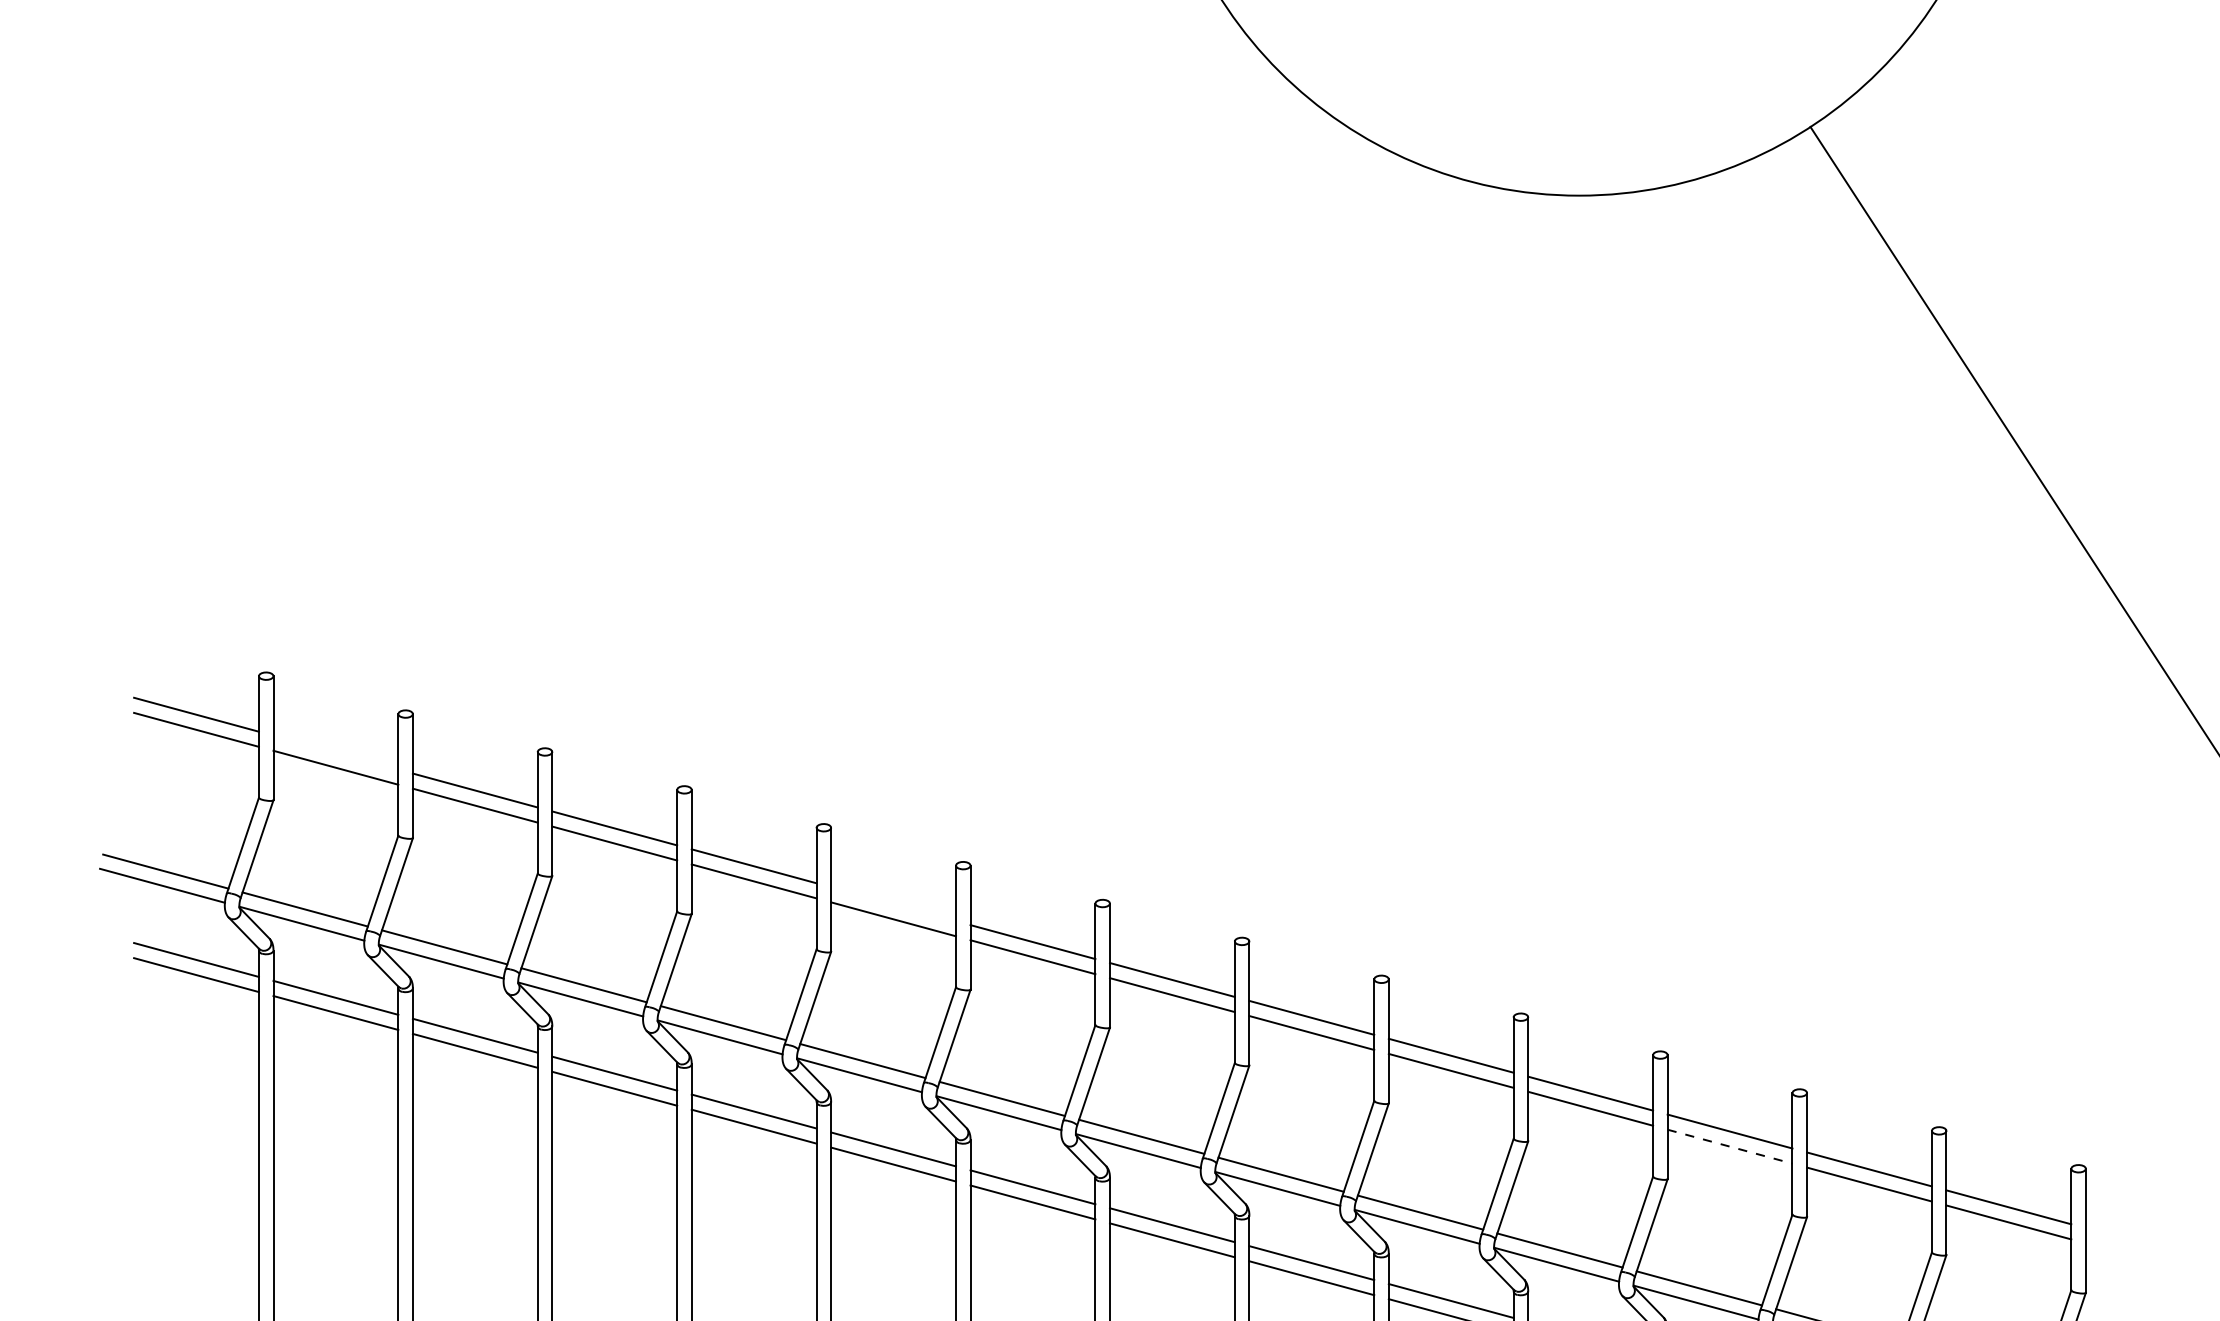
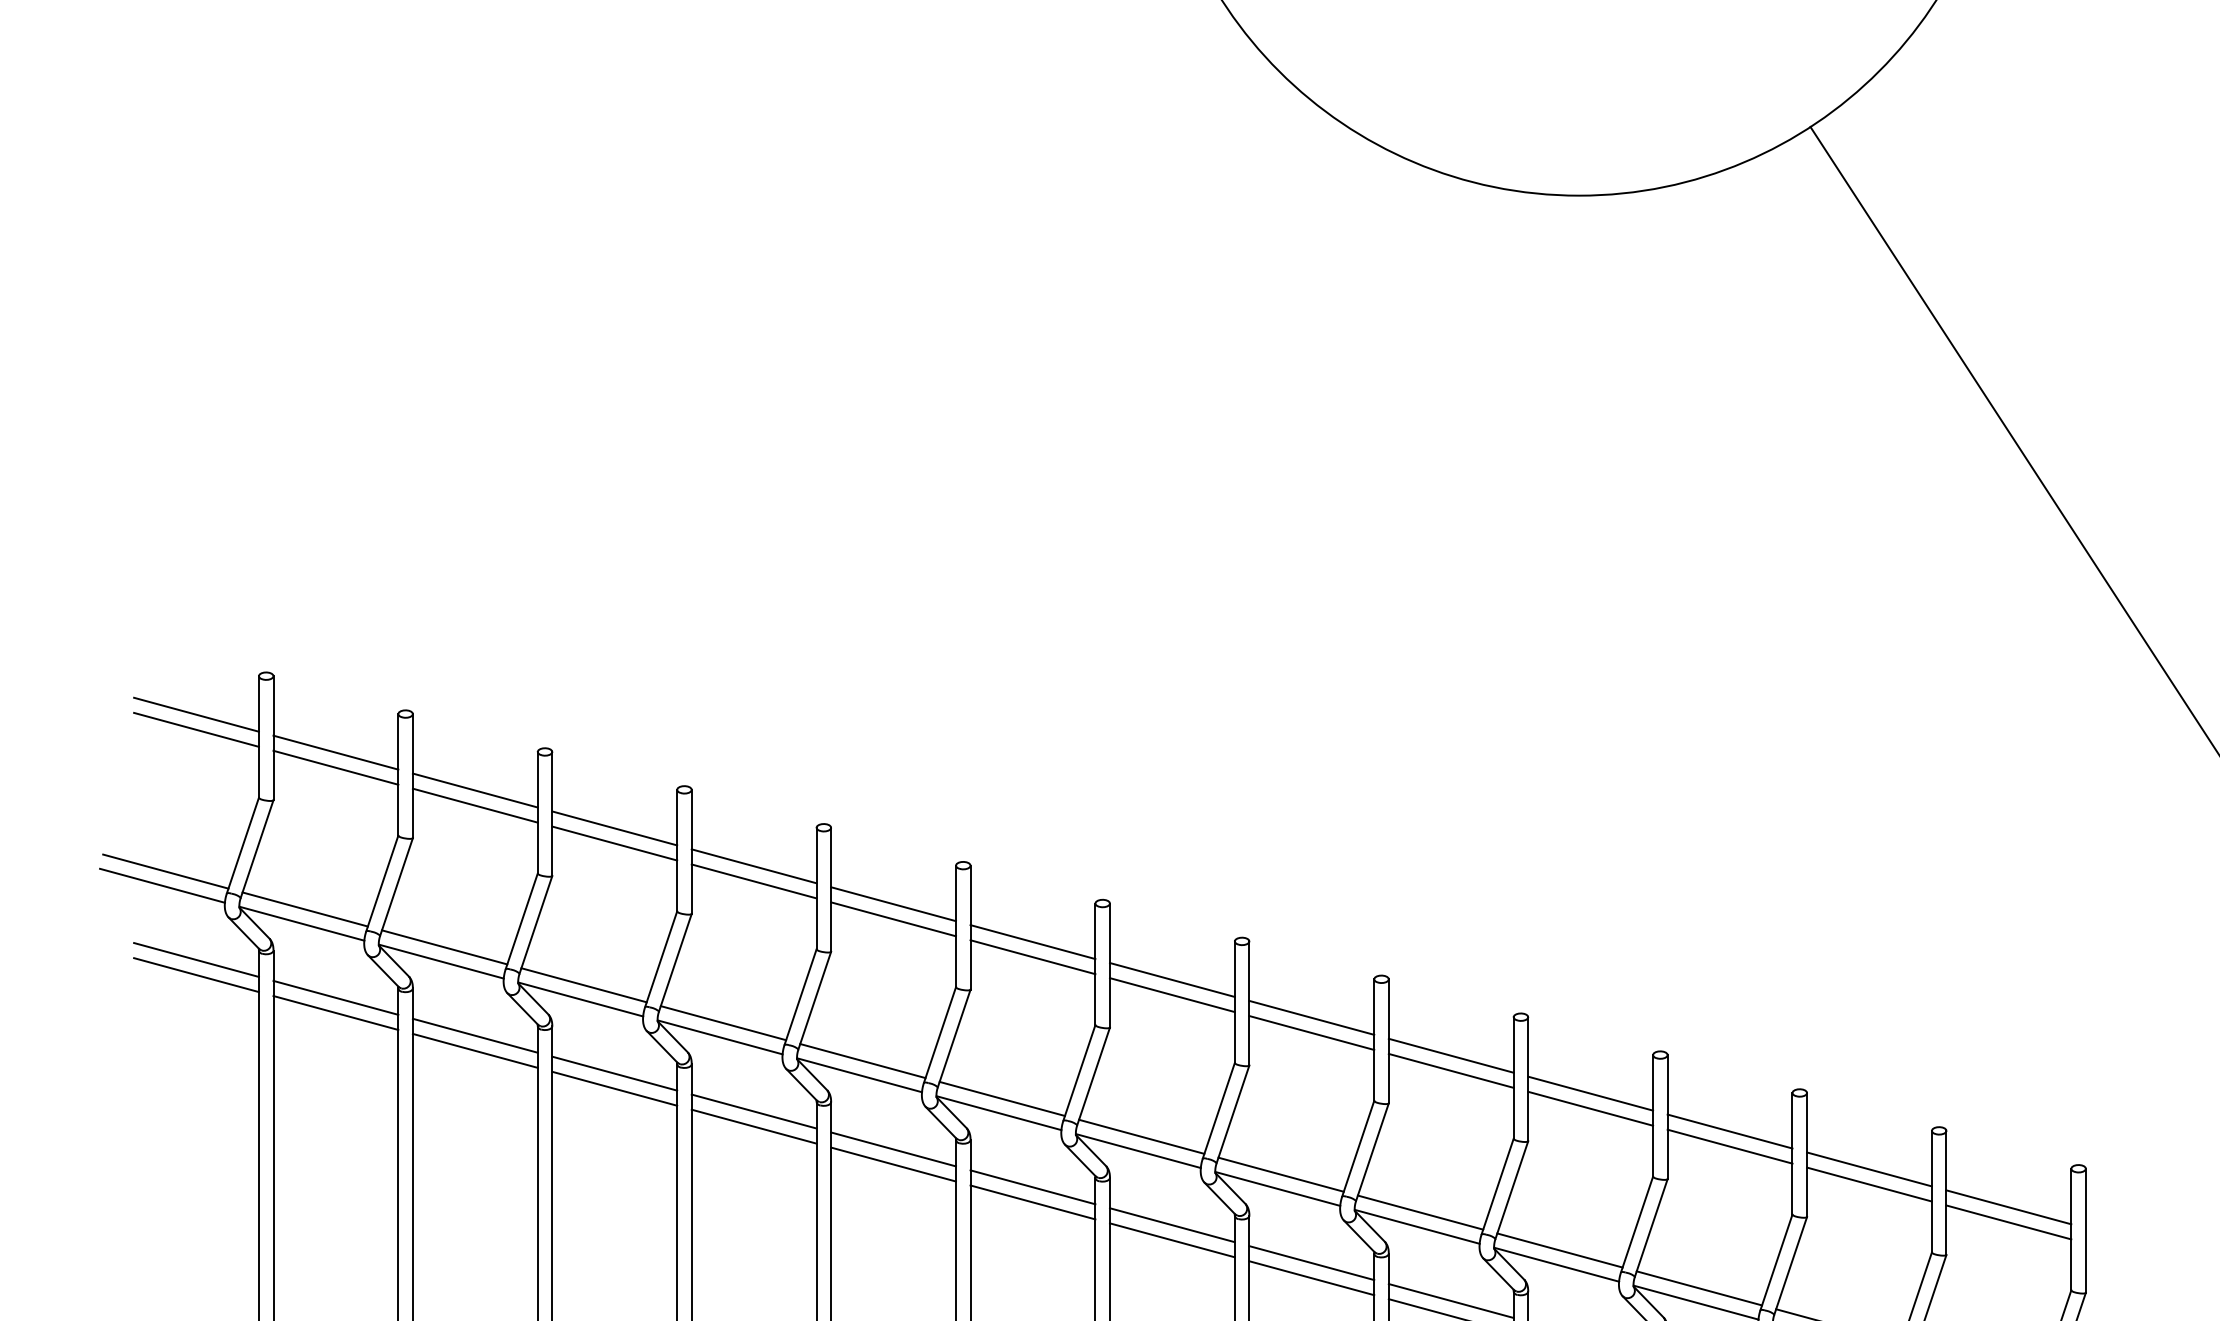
line: none -> present (335, 752)
line: none -> present (893, 904)
line: dashed -> solid (1730, 1146)
